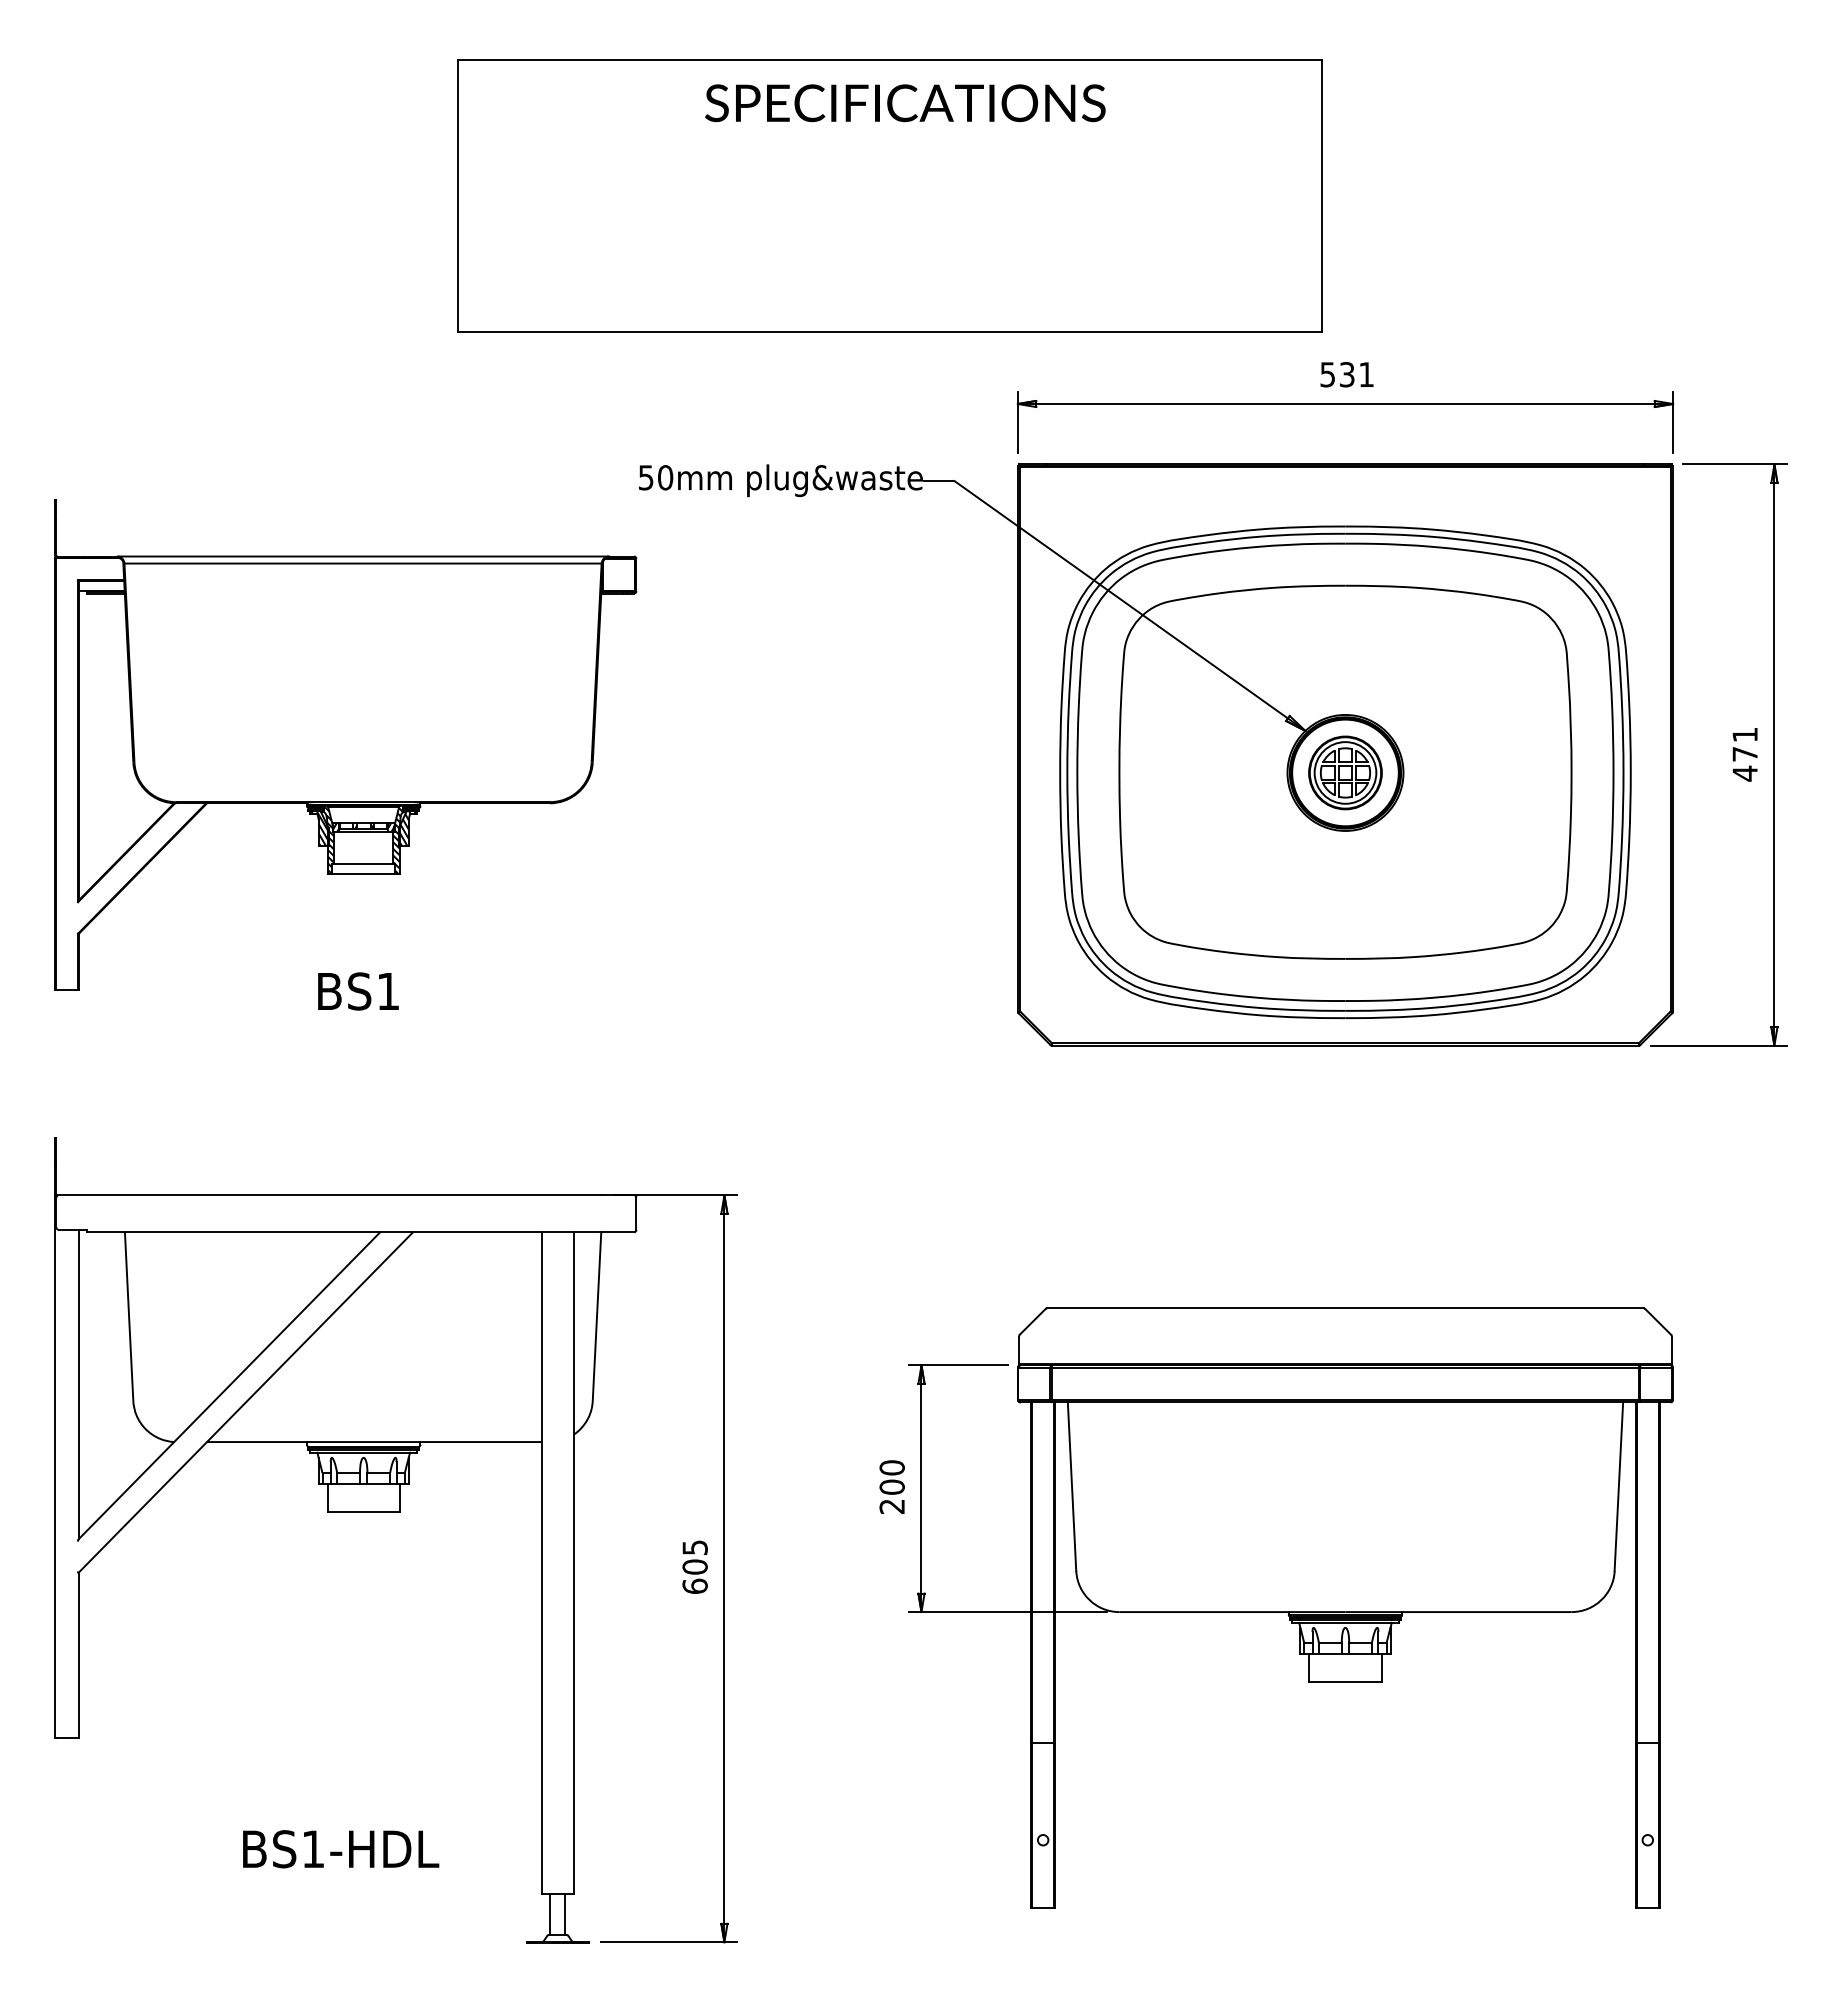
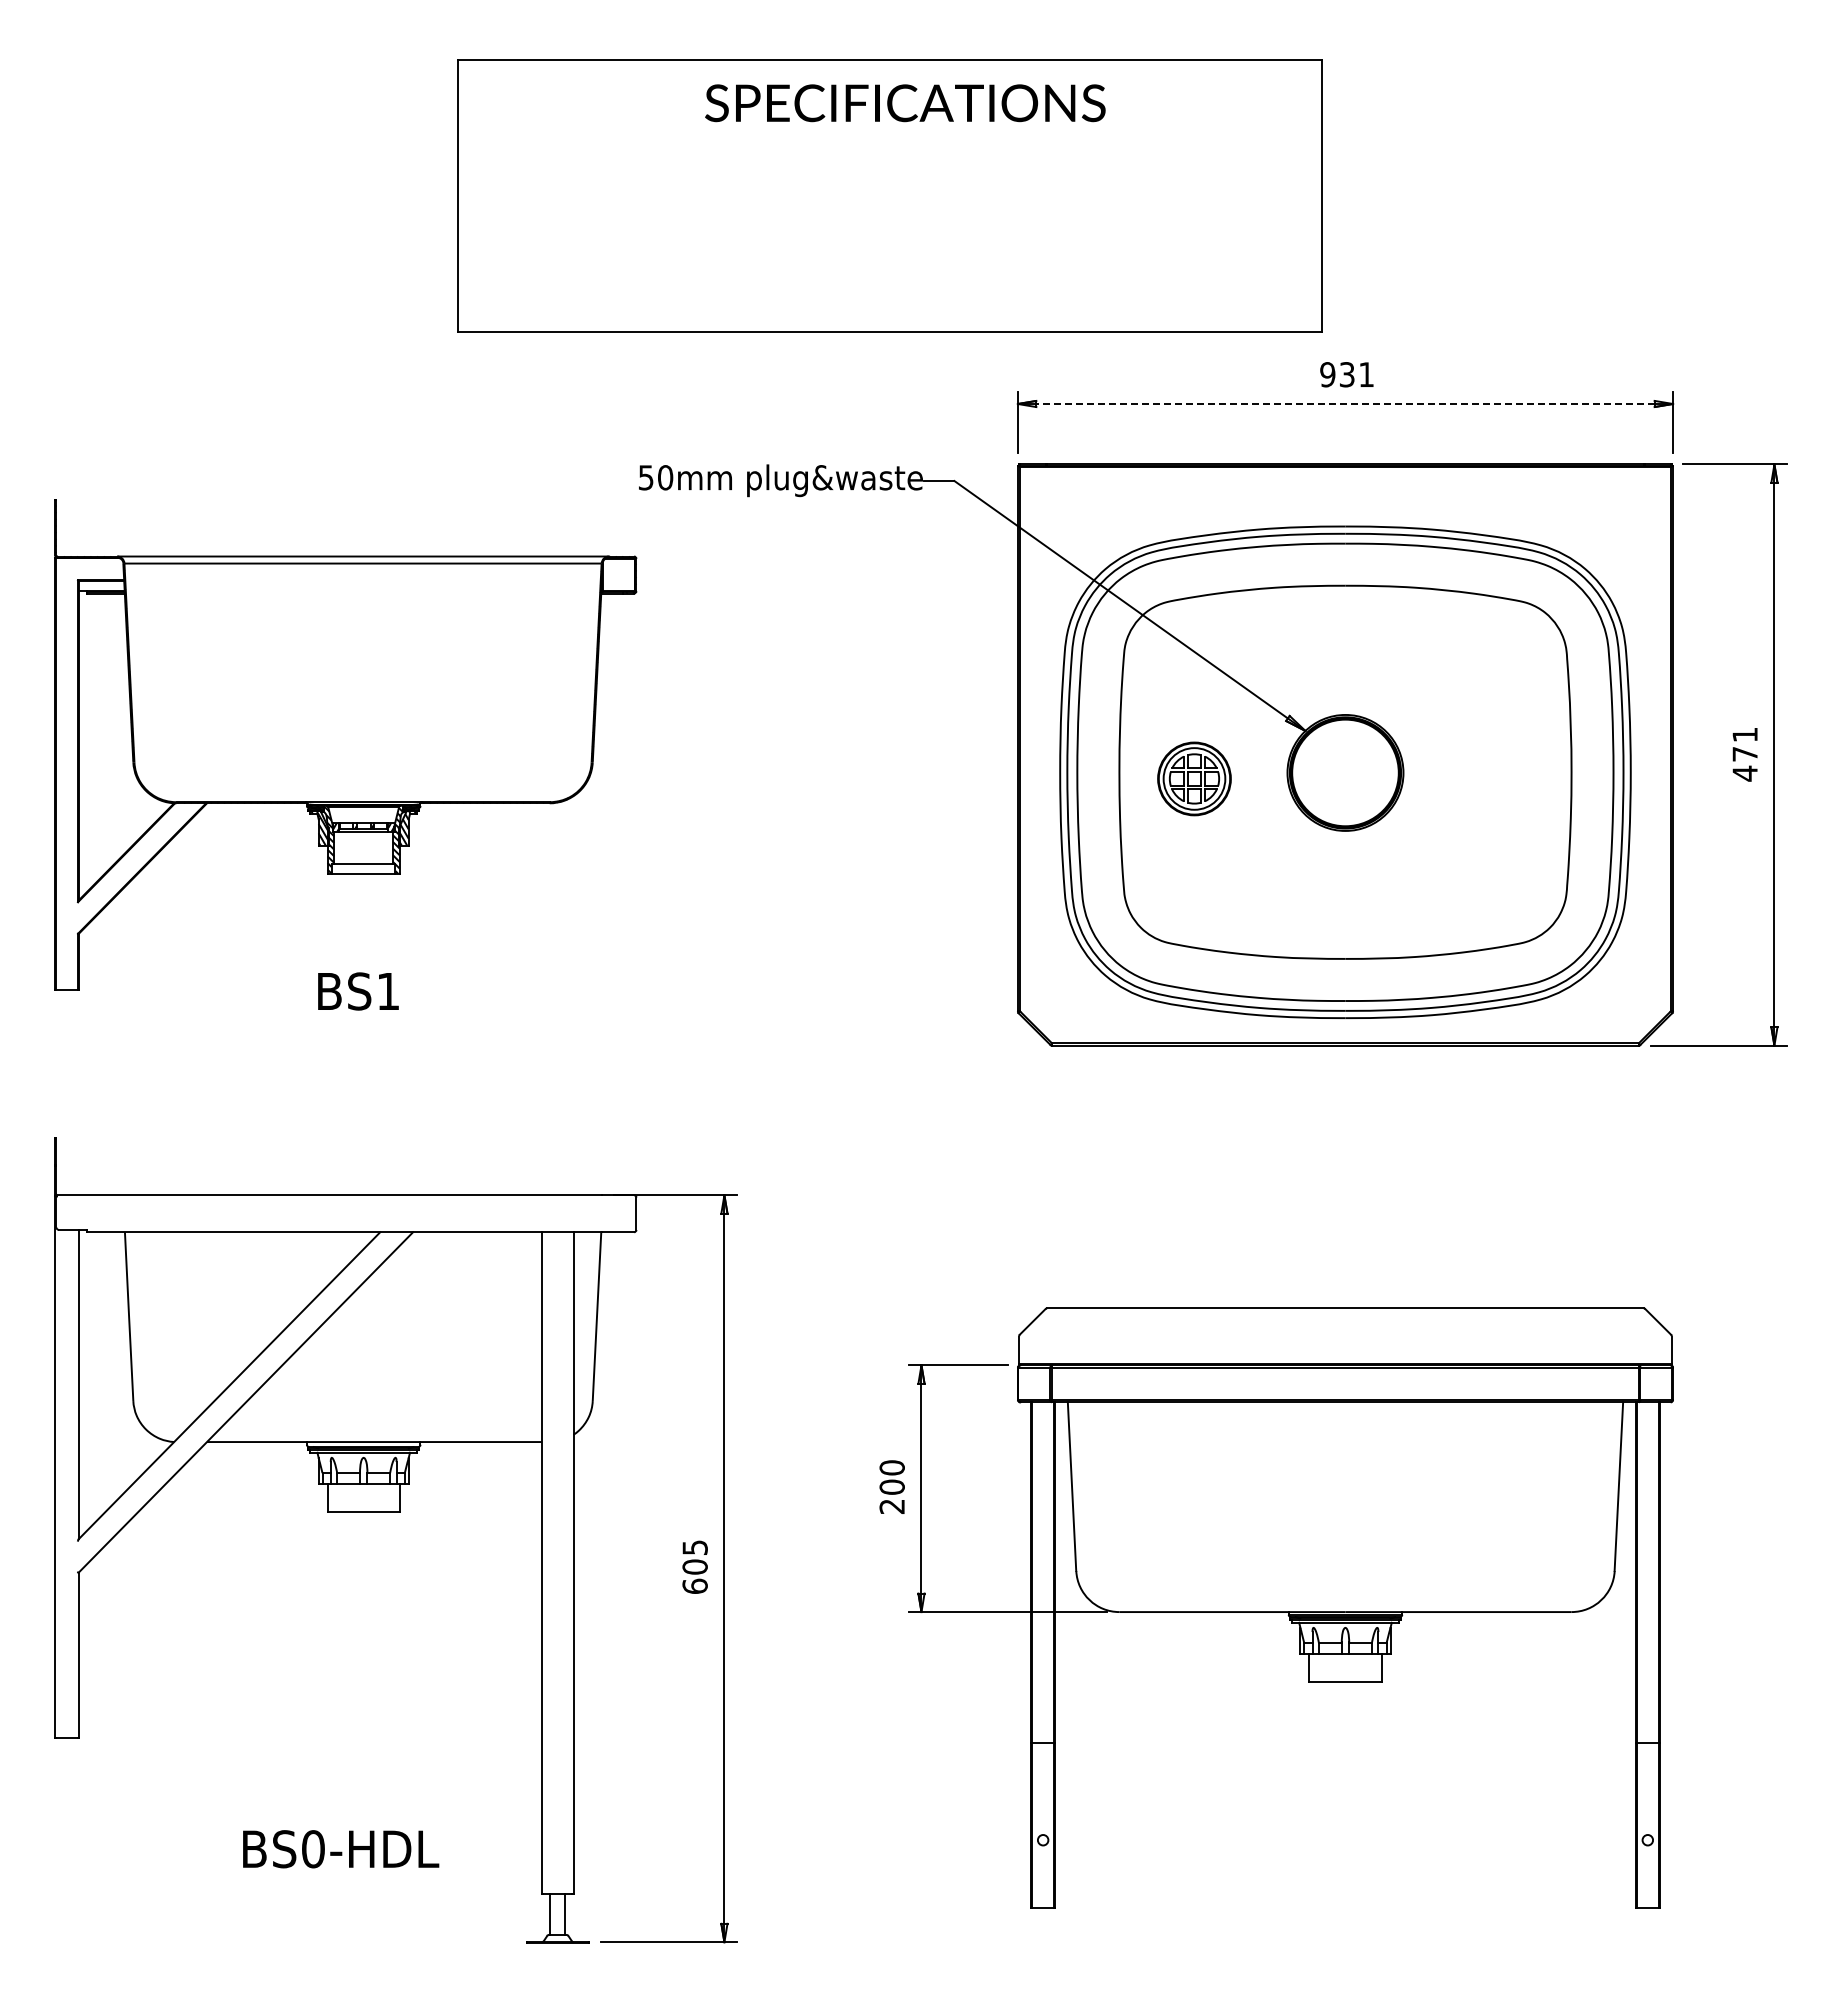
text: 531 -> 931 (1327, 374)
line: solid -> dashed (1344, 404)
part position: (1345, 772) -> (1194, 778) (1194, 778)
text: BS1-HDL -> BS0-HDL (313, 1849)
